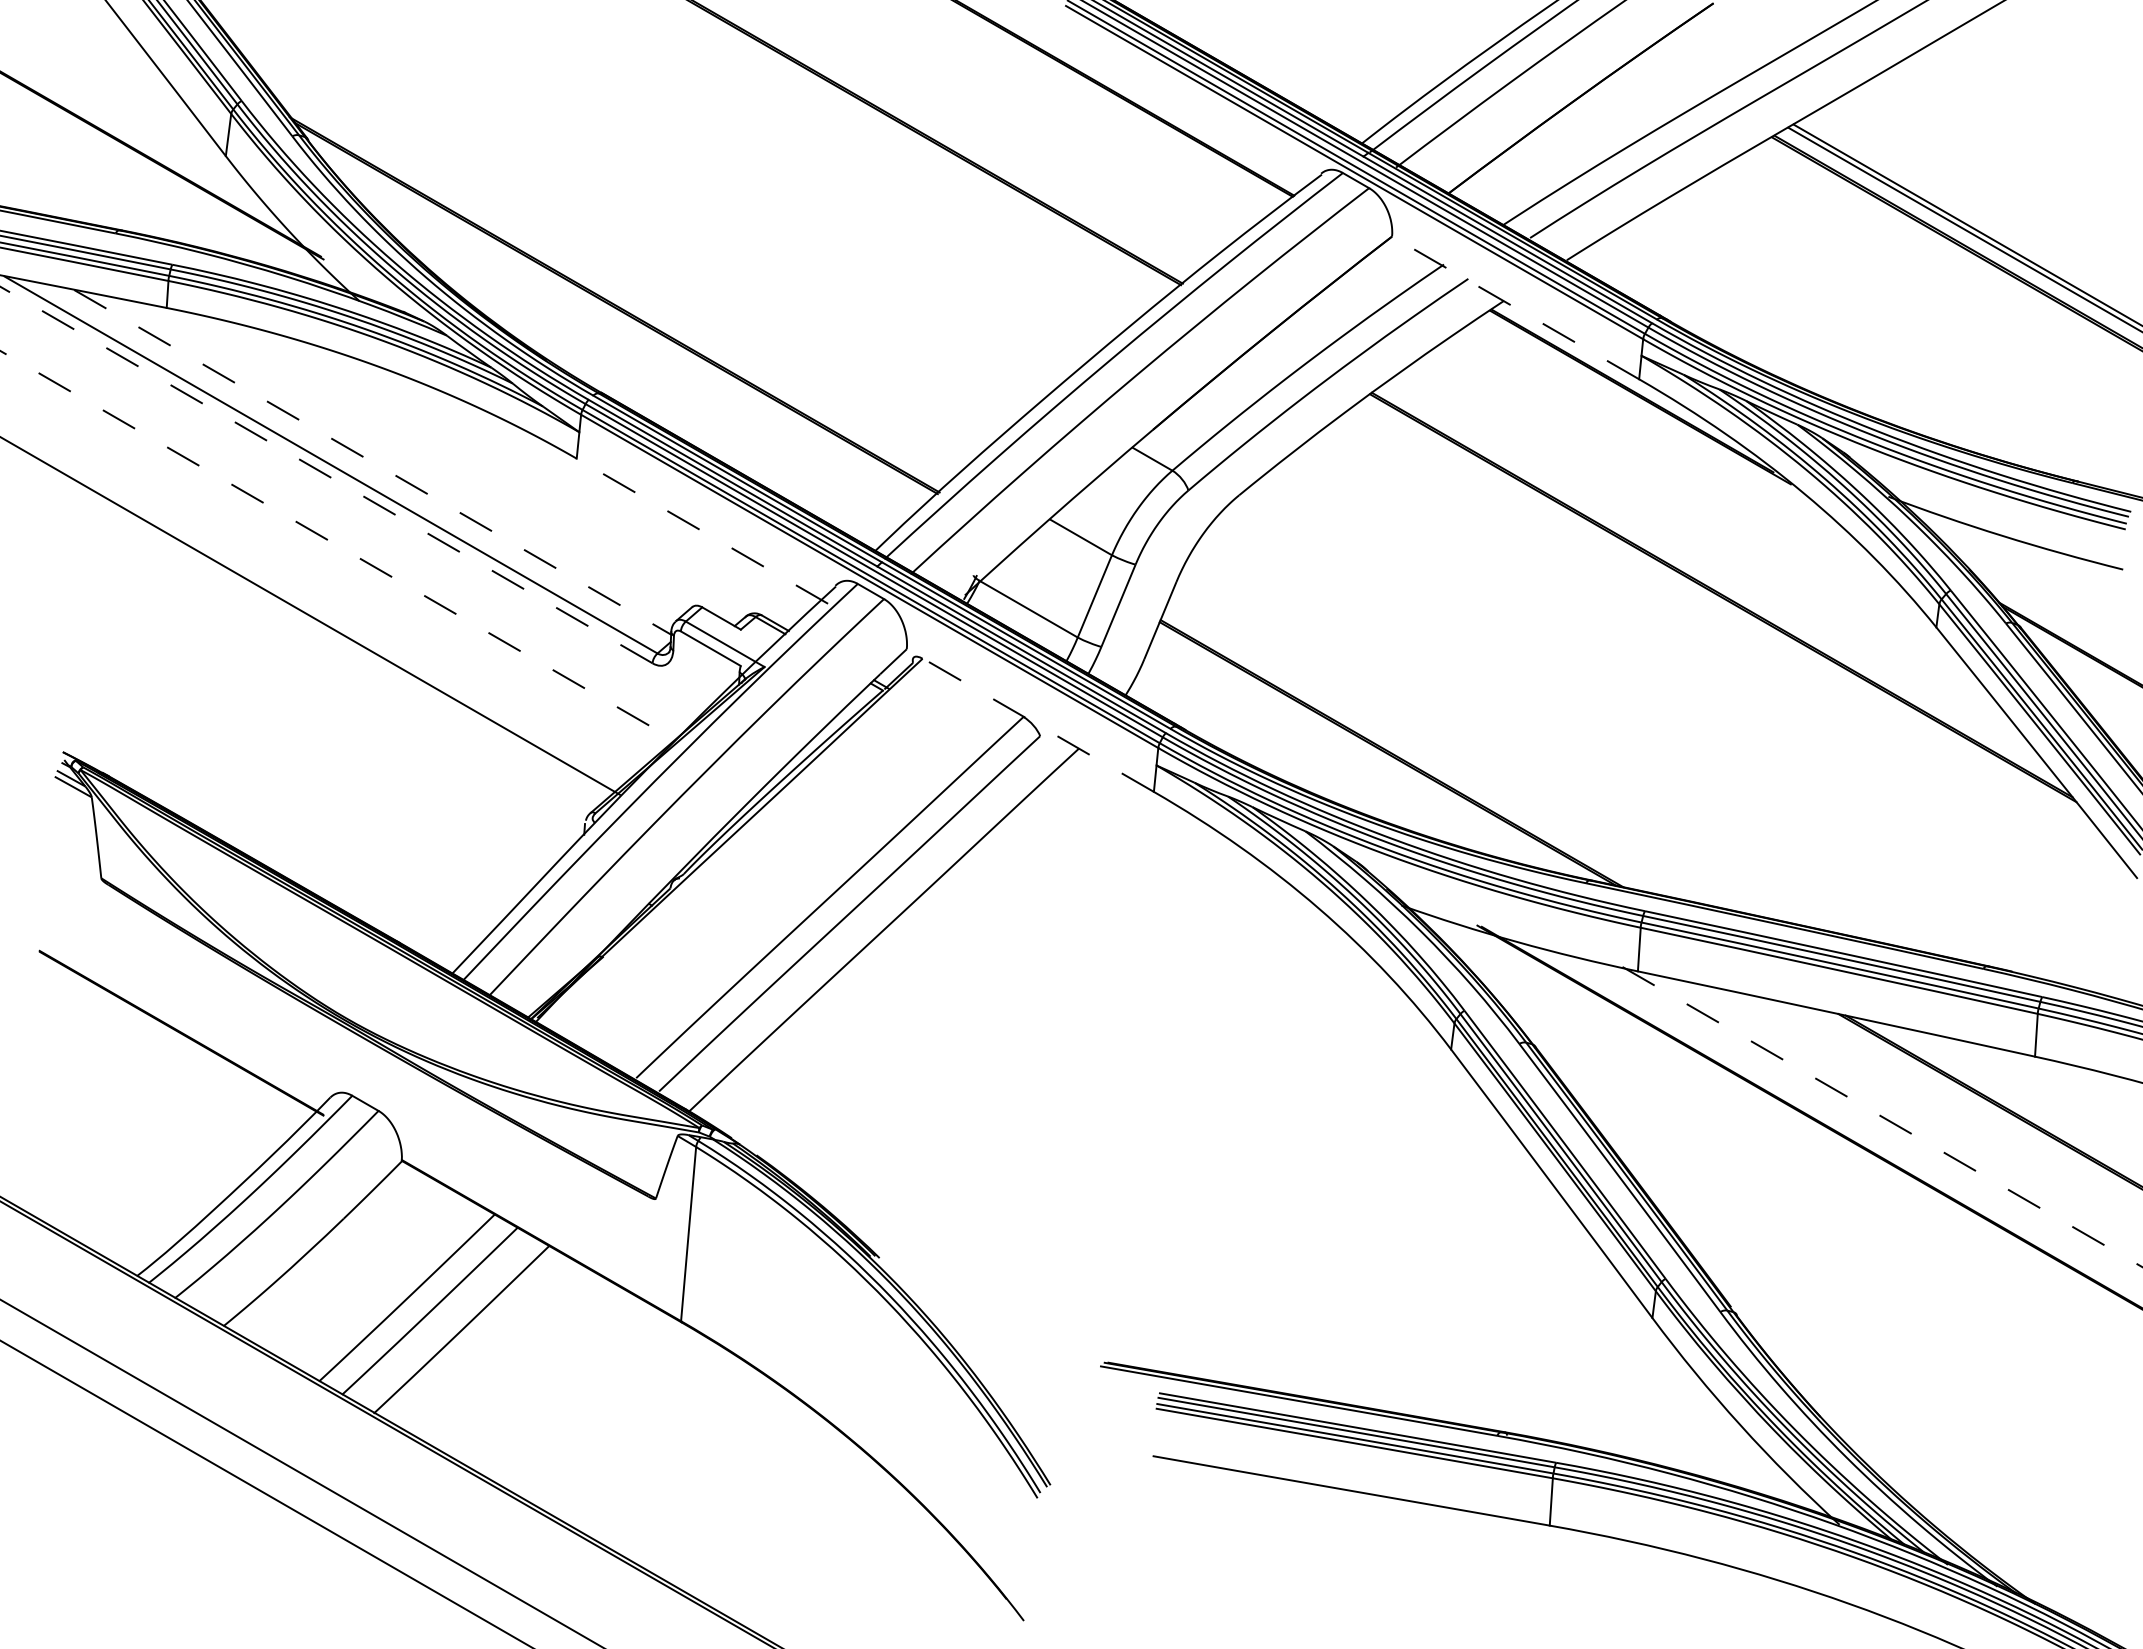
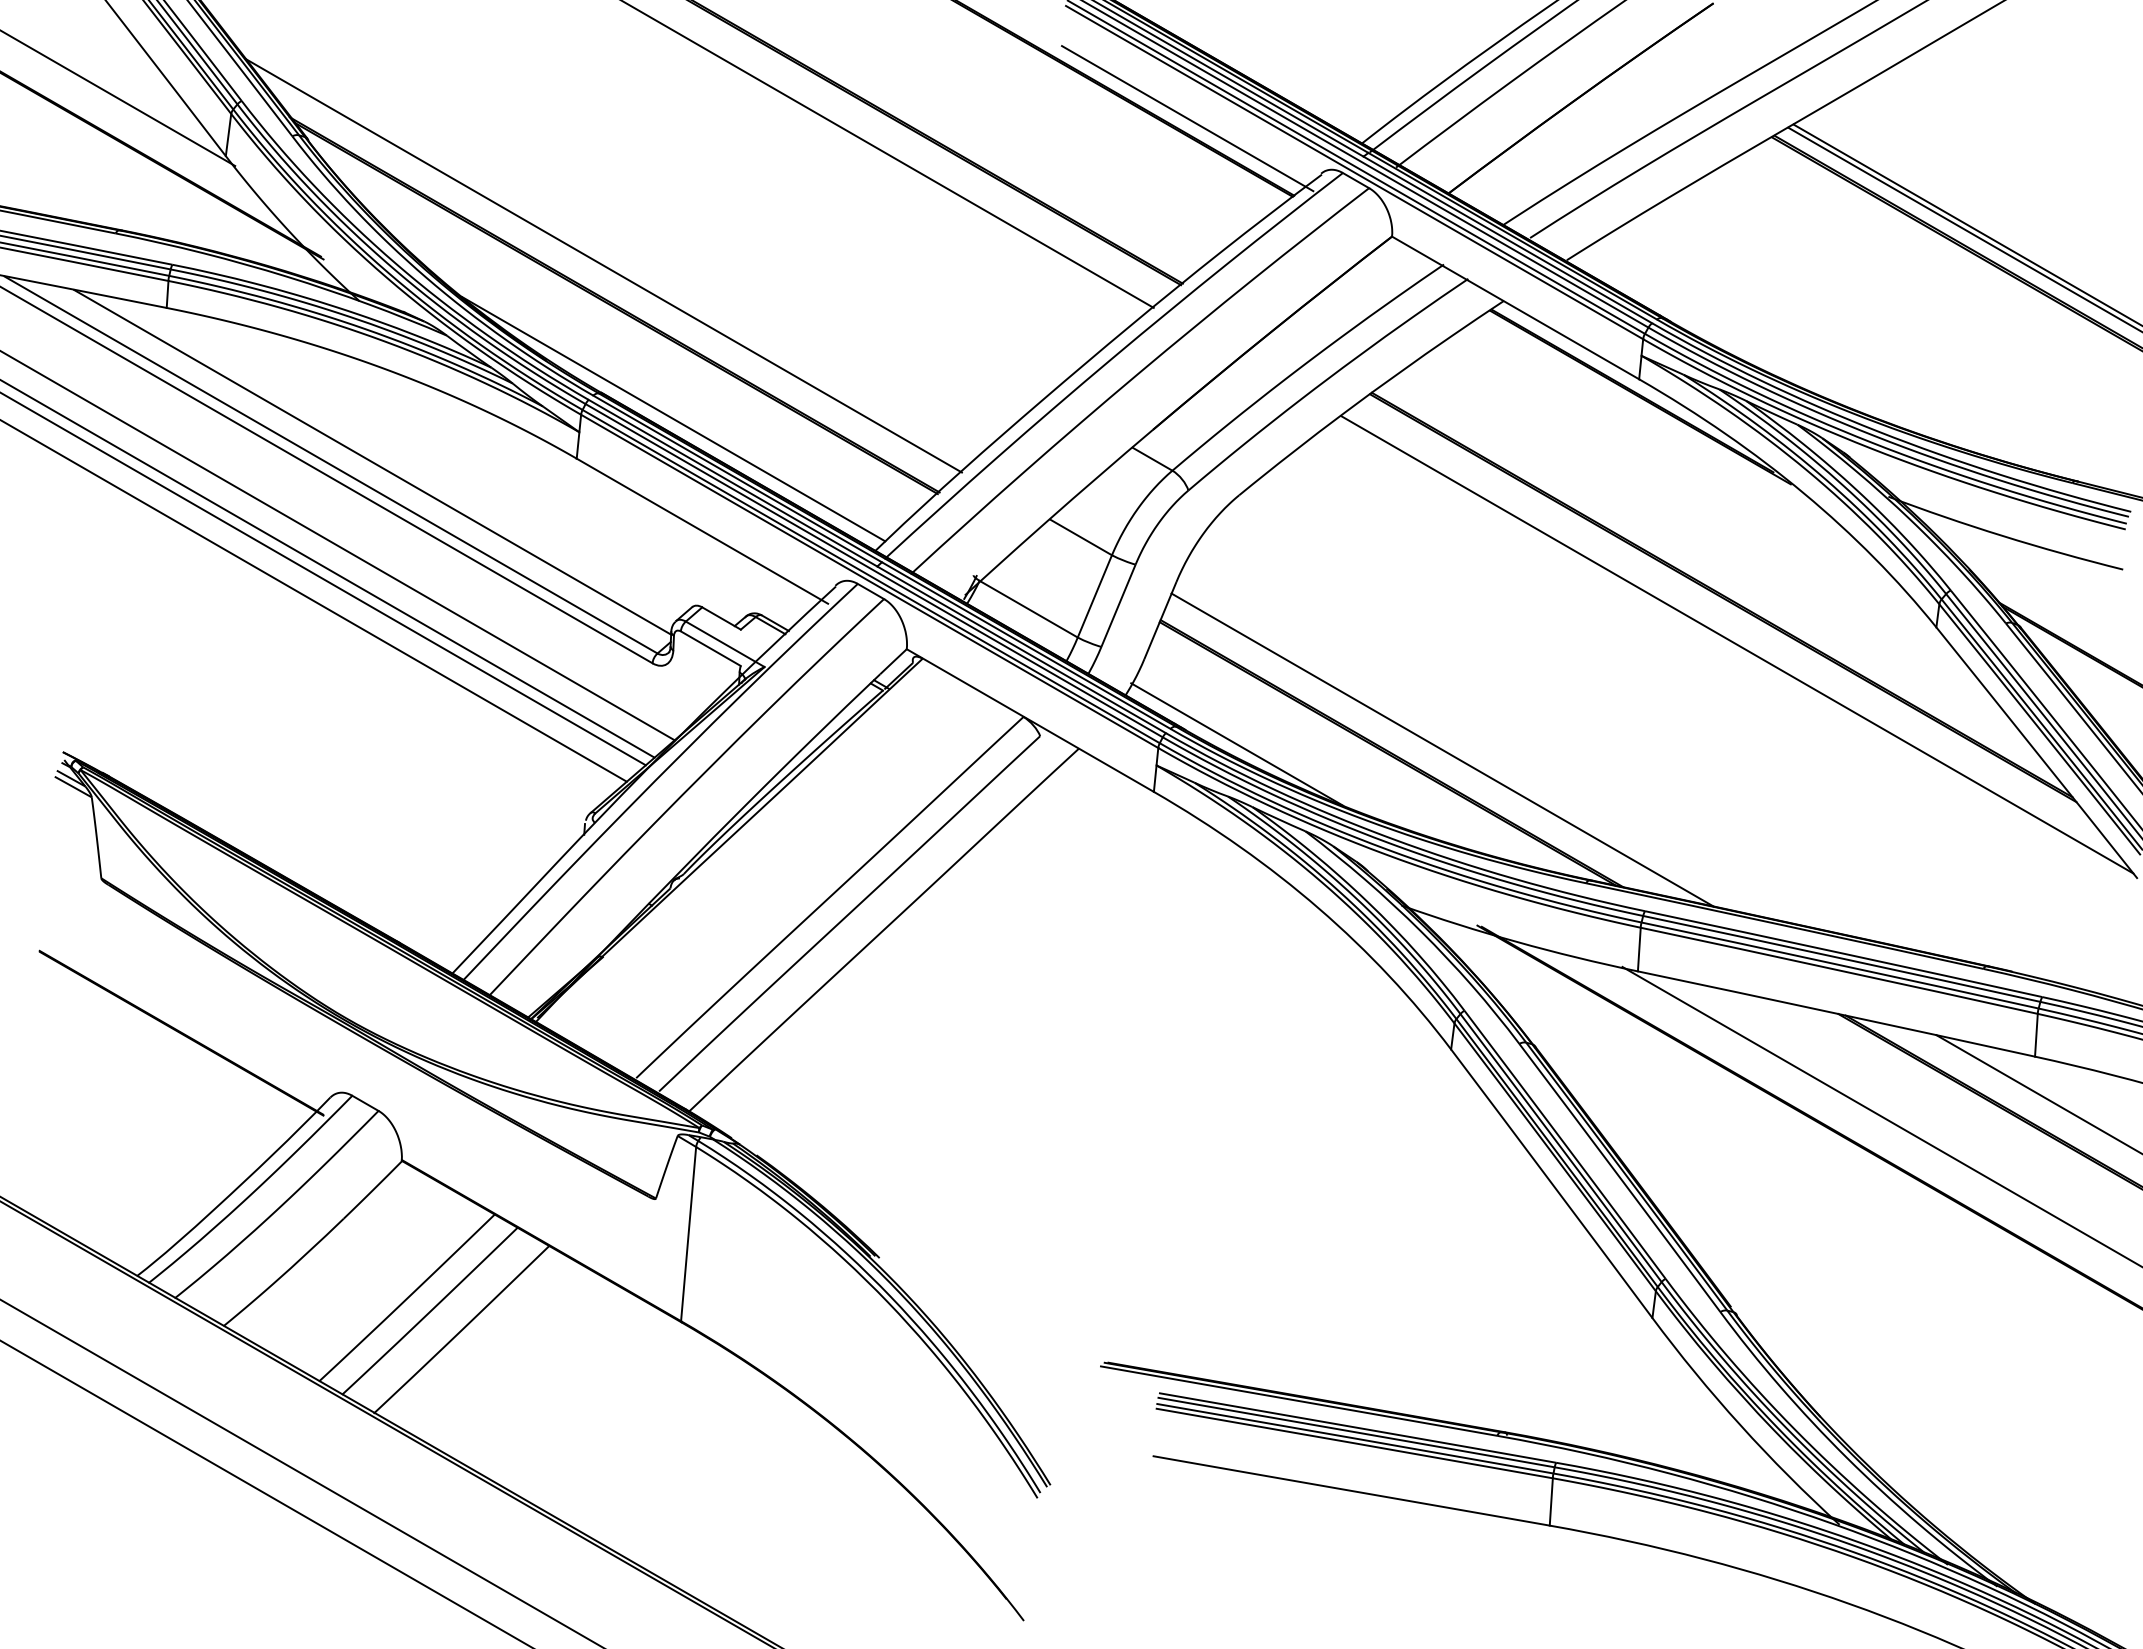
line: none -> present (118, 98)
line: none -> present (1187, 118)
line: none -> present (888, 154)
line: none -> present (603, 265)
line: dashed -> solid (1515, 307)
line: none -> present (673, 418)
line: dashed -> solid (372, 462)
line: dashed -> solid (326, 474)
line: dashed -> solid (701, 530)
line: dashed -> solid (338, 545)
line: none -> present (328, 569)
line: none -> present (323, 579)
line position: (310, 616) -> (314, 601) (314, 601)
line: none -> present (1737, 644)
line: dashed -> solid (1030, 720)
line: none -> present (1237, 744)
line: none -> present (1442, 749)
line: none -> present (2037, 1093)
line: dashed -> solid (1883, 1117)
